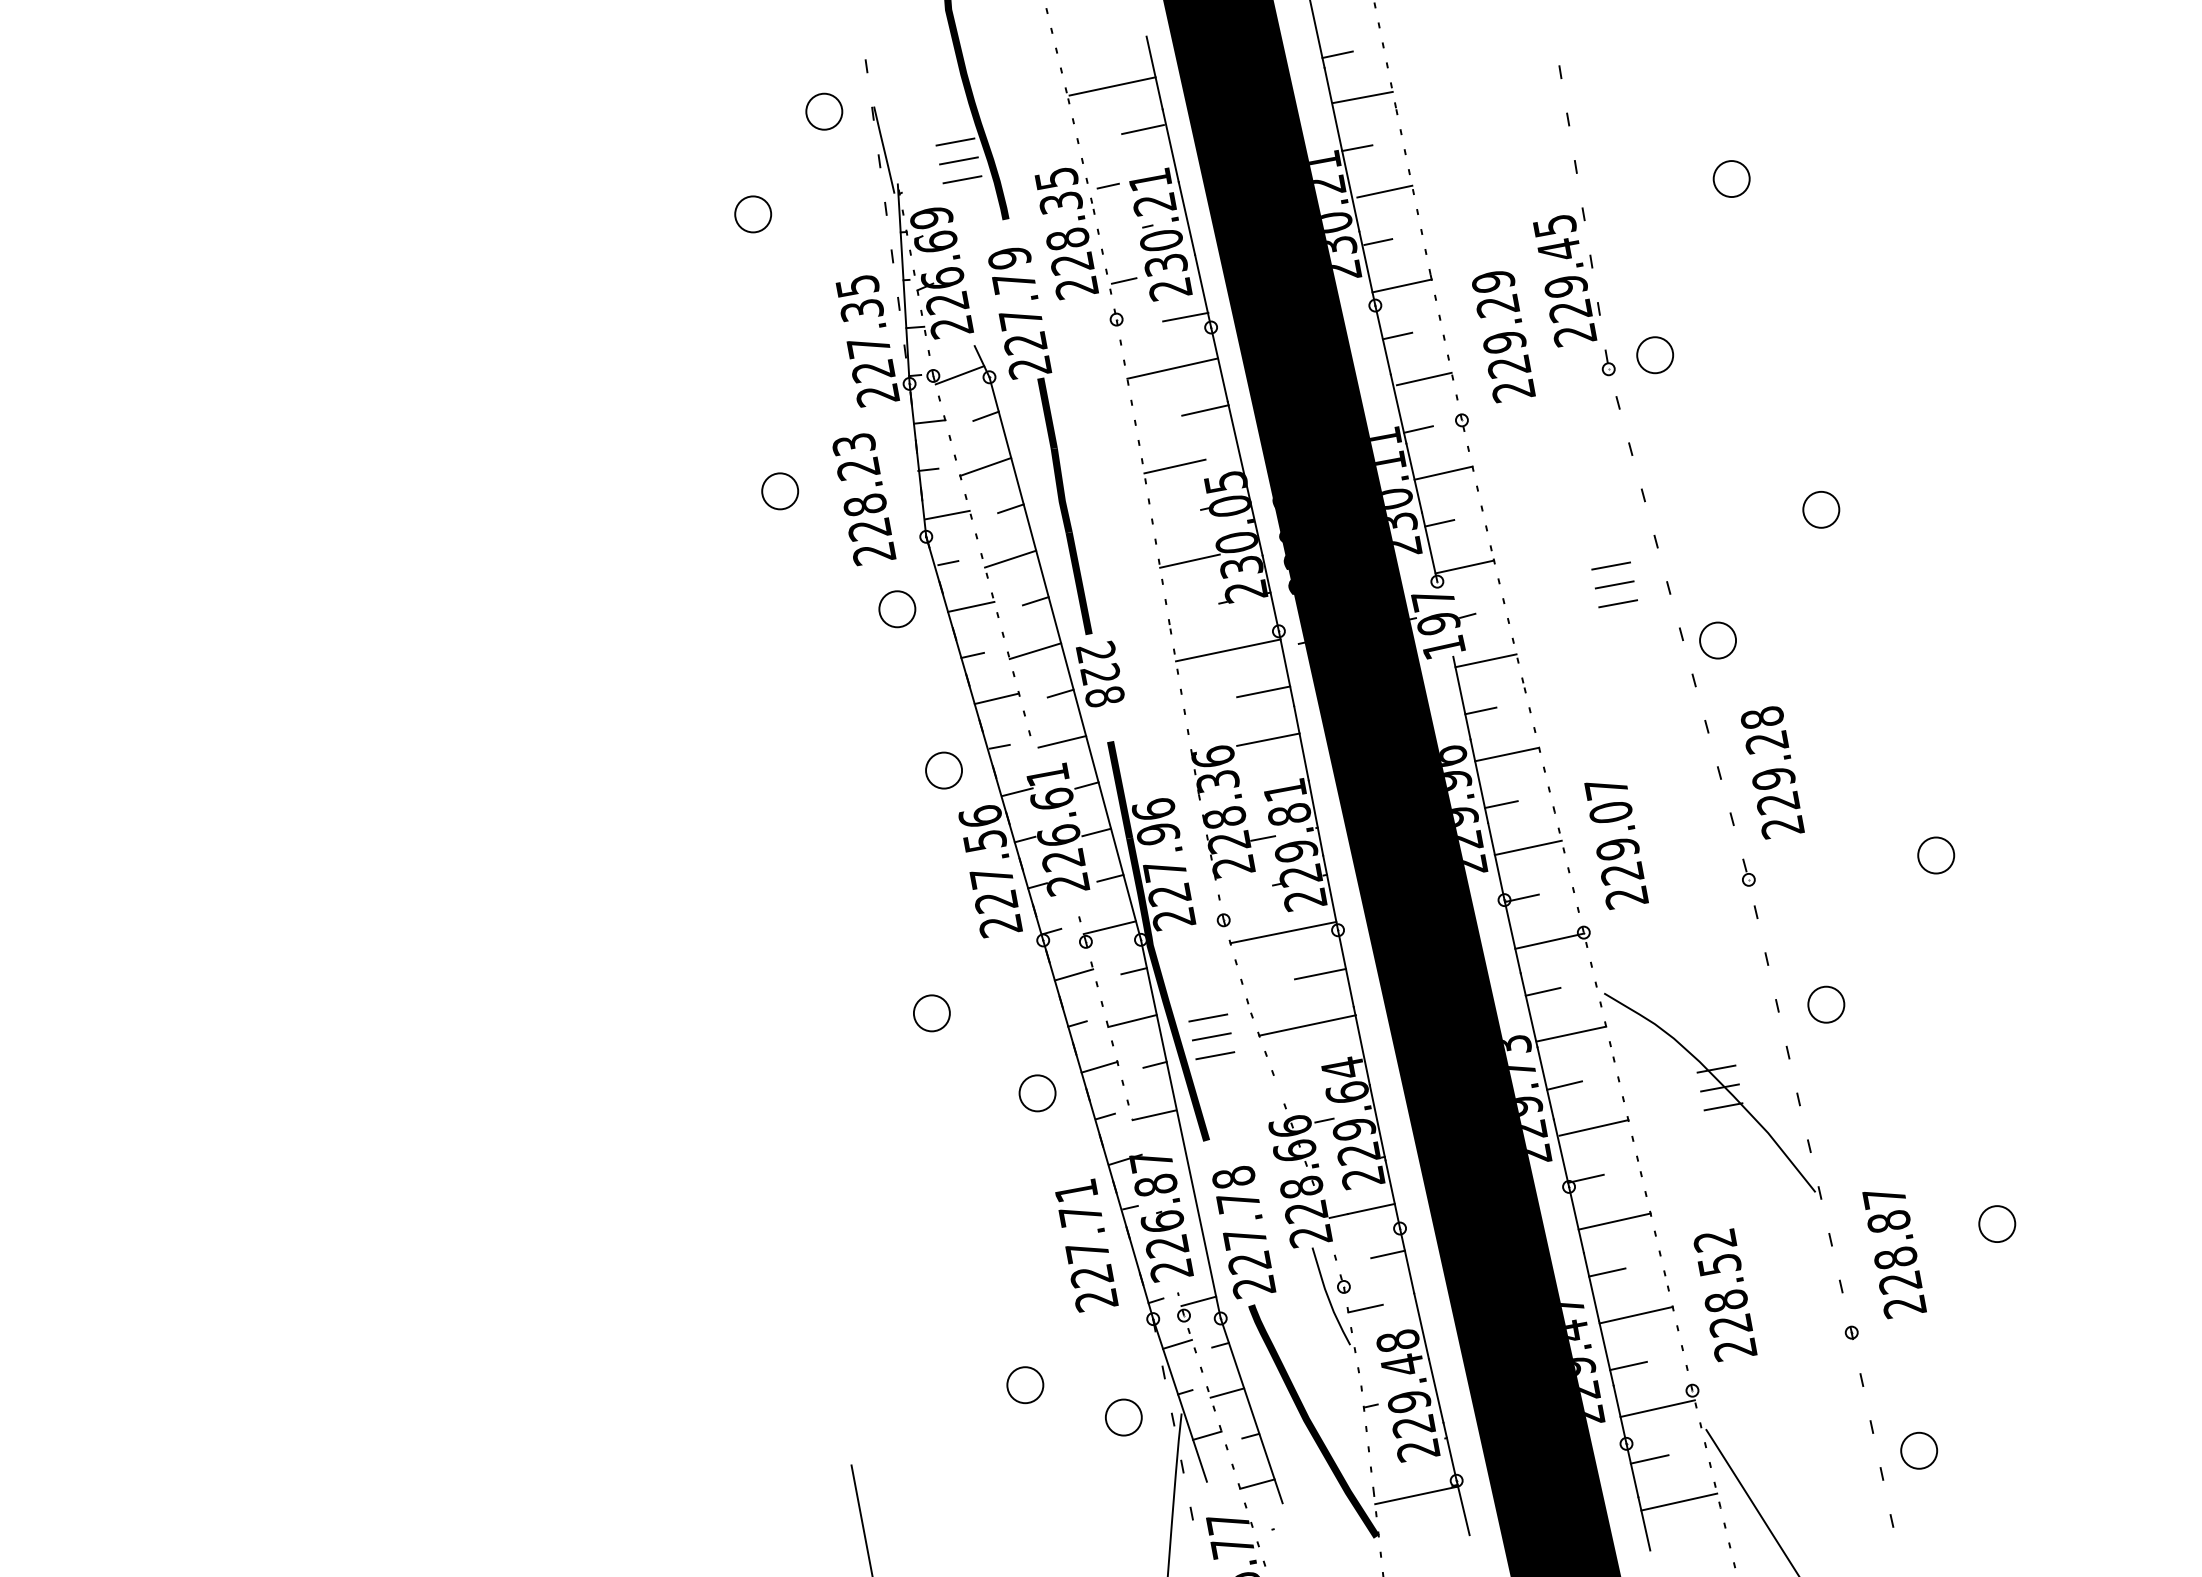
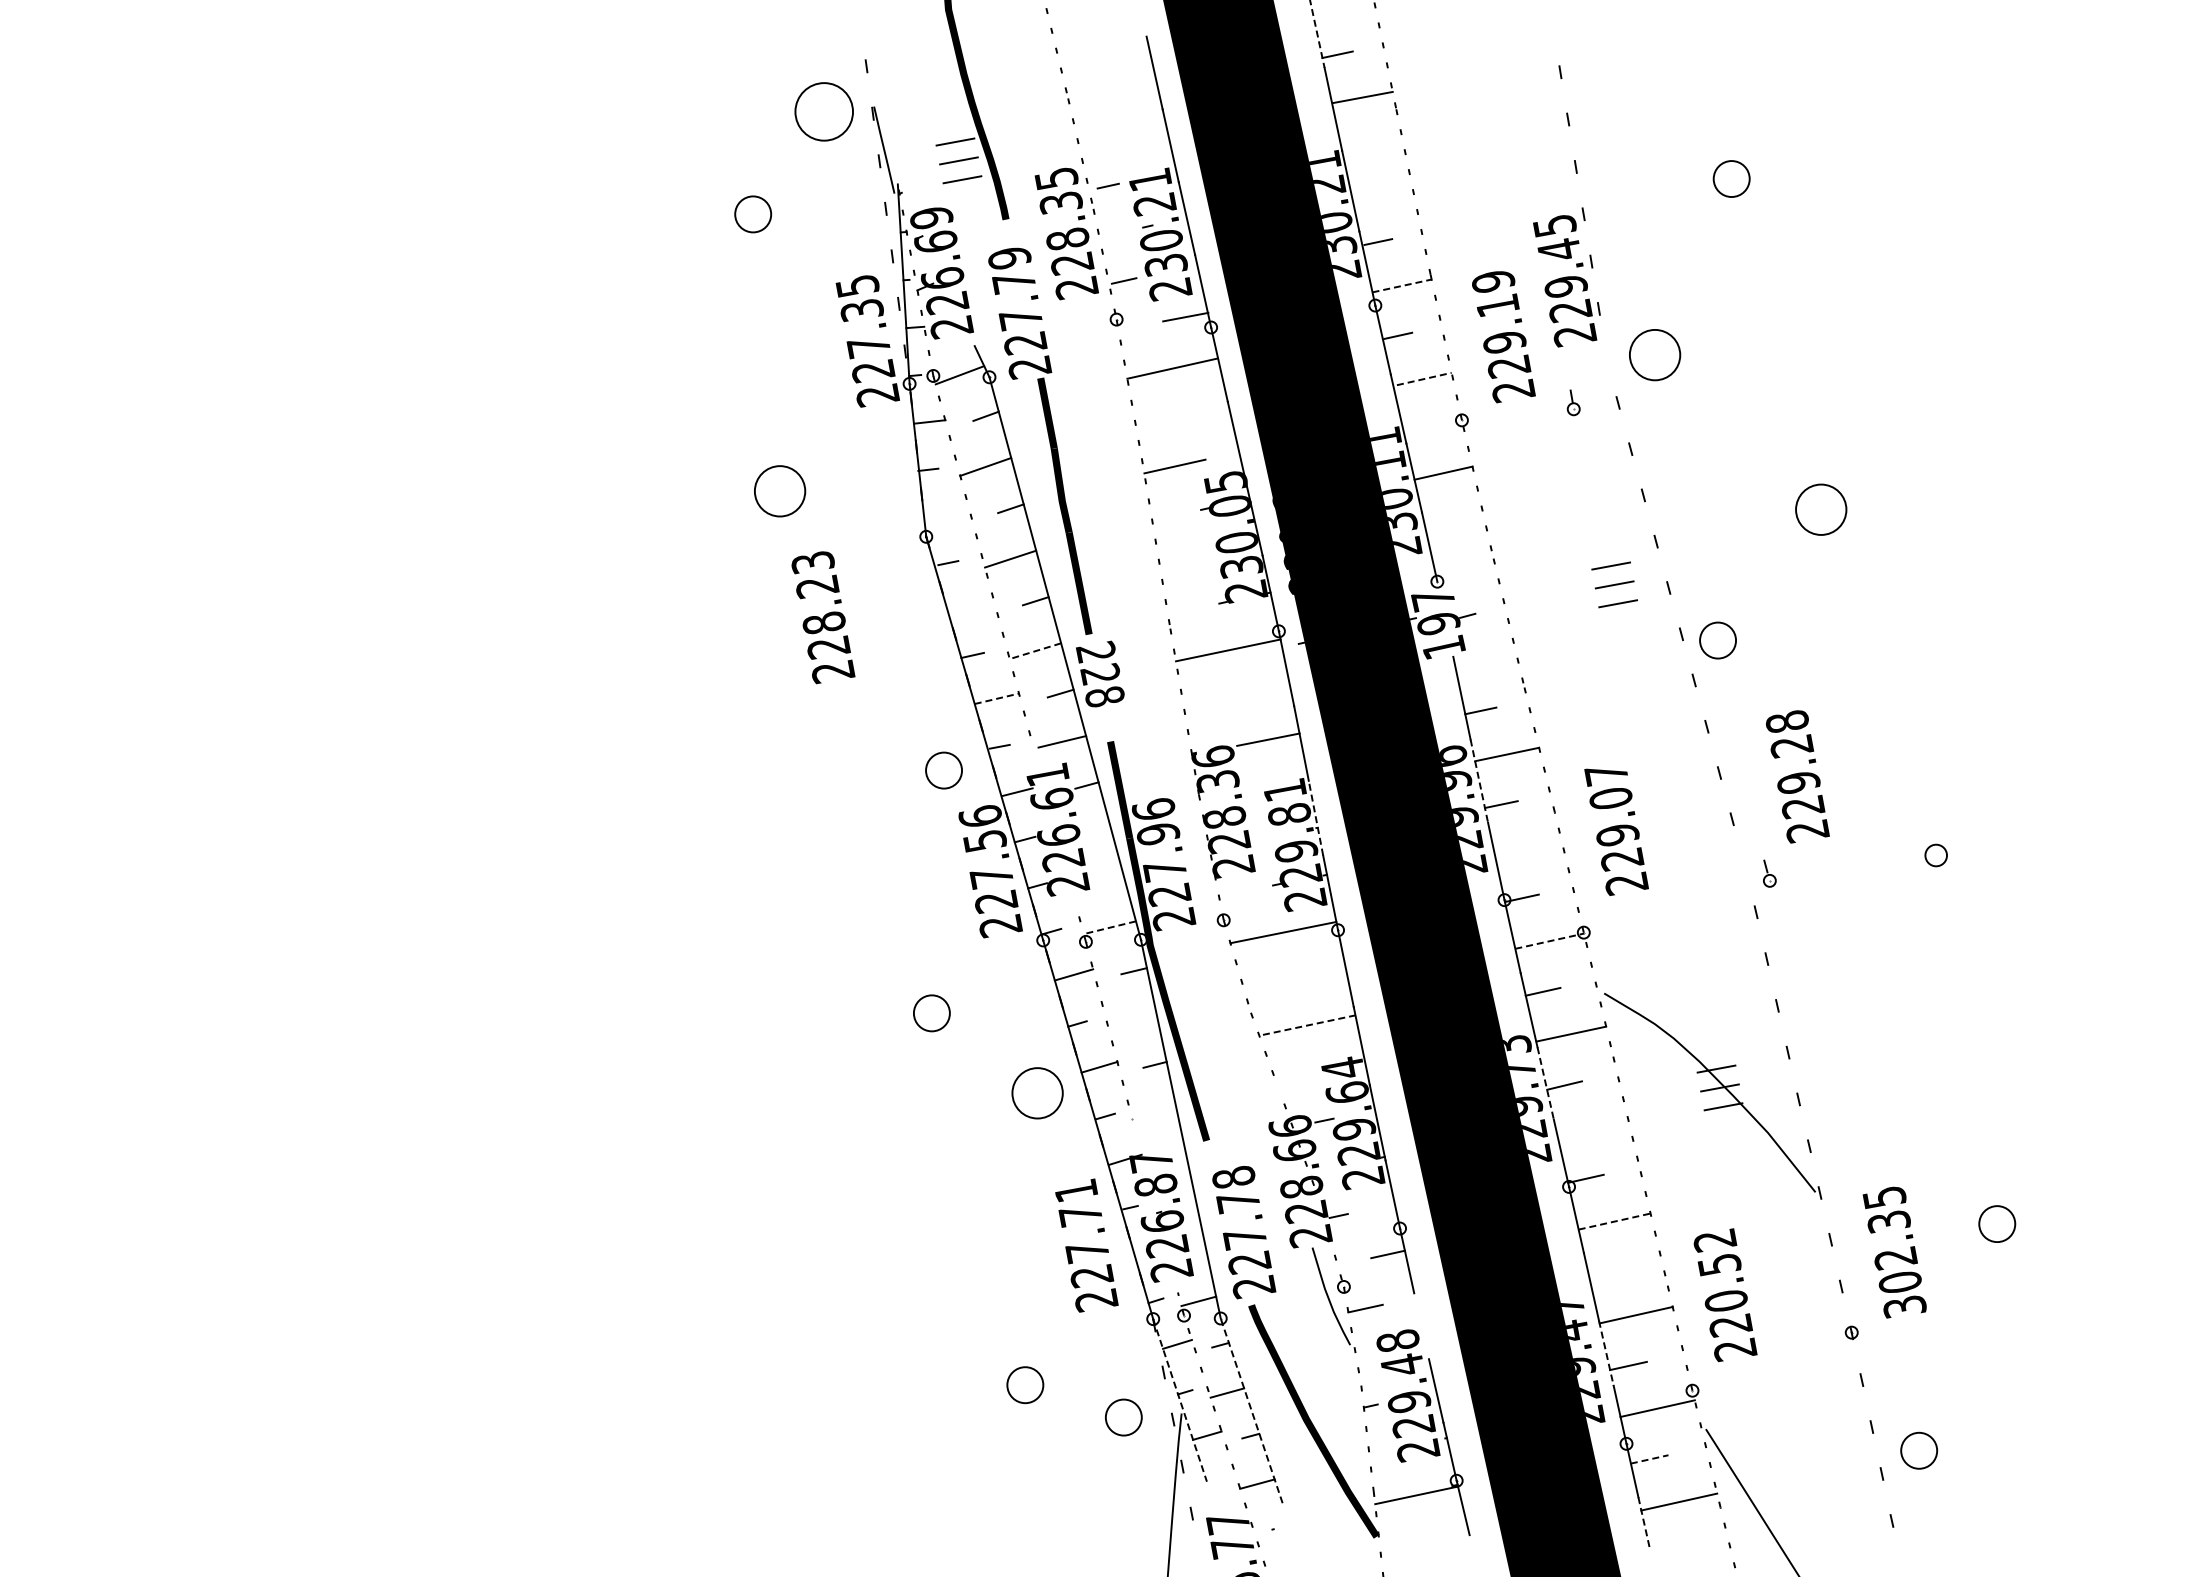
line: solid -> dashed (1317, 34)
line: present -> none (1112, 86)
circle size: 39x39 px -> 60x60 px (823, 111)
line: present -> none (1142, 129)
line: present -> none (1357, 147)
line: present -> none (1384, 191)
line: solid -> dashed (1402, 285)
text: 229.29 -> 229.19 (1498, 305)
circle size: 39x39 px -> 53x53 px (1655, 355)
part position: (1608, 362) -> (1573, 402) (1573, 402)
line: solid -> dashed (1424, 378)
line: present -> none (1205, 410)
line: present -> none (1418, 429)
circle size: 39x39 px -> 53x53 px (780, 491)
text position: (864, 499) -> (823, 617) (823, 617)
circle size: 39x38 px -> 53x53 px (1821, 509)
line: present -> none (947, 514)
line: present -> none (1439, 523)
line: present -> none (1189, 560)
line: present -> none (1464, 566)
line: present -> none (971, 606)
circle: present -> none (897, 609)
line: solid -> dashed (1035, 651)
line: present -> none (1485, 660)
line: present -> none (1263, 691)
line: solid -> dashed (996, 698)
text position: (1772, 772) -> (1797, 776) (1797, 776)
line: solid -> dashed (1479, 781)
line: solid -> dashed (1315, 817)
line: present -> none (1096, 832)
line: present -> none (1263, 838)
text position: (1616, 845) -> (1616, 831) (1616, 831)
line: present -> none (1527, 847)
circle diameter: 36 px -> 22 px (1936, 855)
part position: (1748, 872) -> (1769, 873) (1769, 873)
line: present -> none (1110, 877)
line: solid -> dashed (1109, 927)
line: solid -> dashed (1550, 941)
line: present -> none (1319, 973)
circle: present -> none (1826, 1004)
line: present -> none (1132, 1021)
line: solid -> dashed (1307, 1025)
part: present -> none (1211, 1036)
line: solid -> dashed (1545, 1083)
circle size: 39x39 px -> 53x53 px (1037, 1093)
line: present -> none (1154, 1115)
line: present -> none (1593, 1127)
line: present -> none (1370, 1208)
line: solid -> dashed (1614, 1221)
text: 228.87 -> 302.35 (1894, 1252)
line: present -> none (1607, 1272)
text: 228.52 -> 220.52 (1725, 1300)
line: present -> none (1421, 1326)
line: solid -> dashed (1606, 1353)
line: solid -> dashed (1180, 1400)
line: solid -> dashed (1251, 1410)
line: solid -> dashed (1650, 1459)
line: present -> none (861, 1519)
line: solid -> dashed (1644, 1524)
